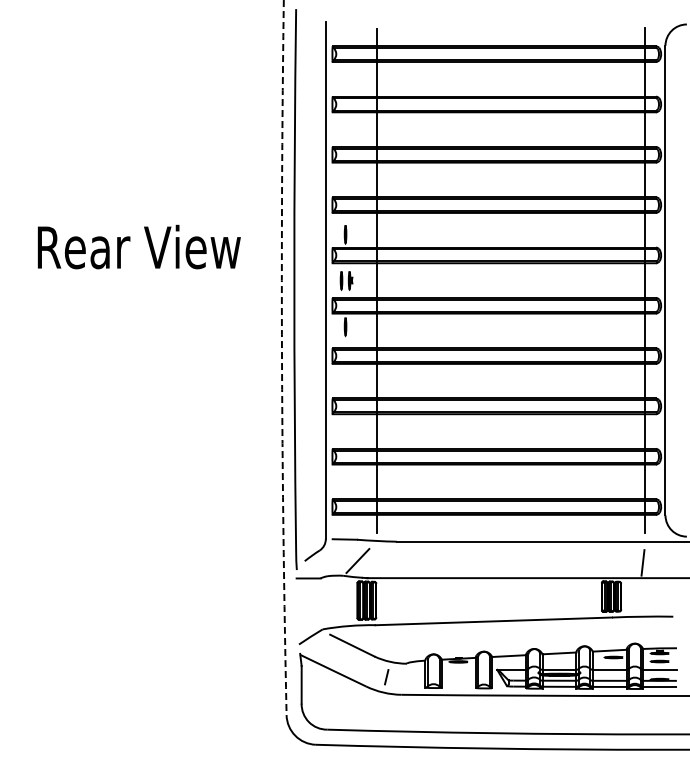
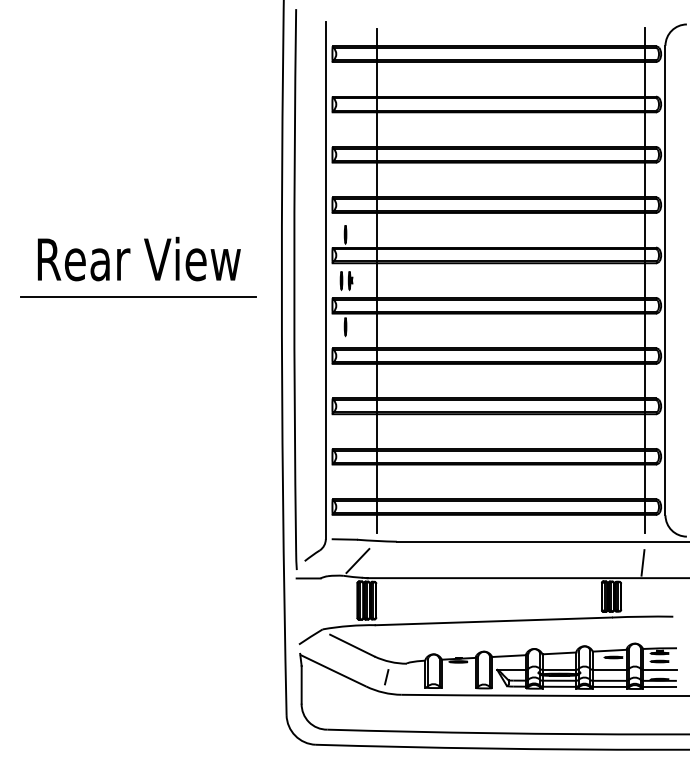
text position: (139, 246) -> (139, 258) (139, 258)
line: none -> present (137, 297)
arc: dashed -> solid (282, 358)
